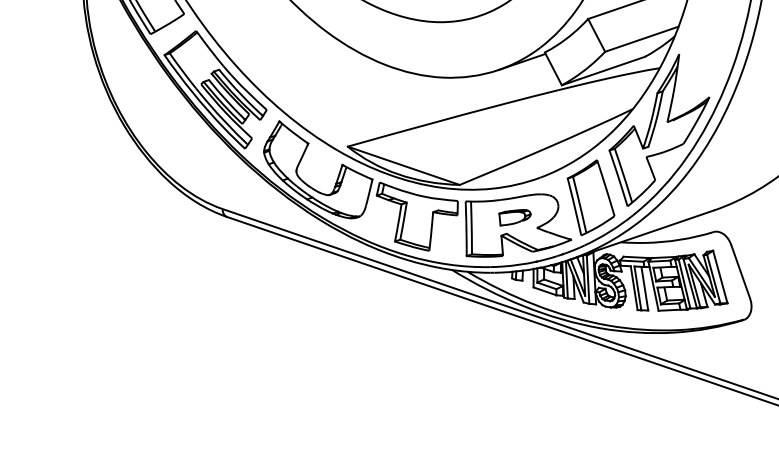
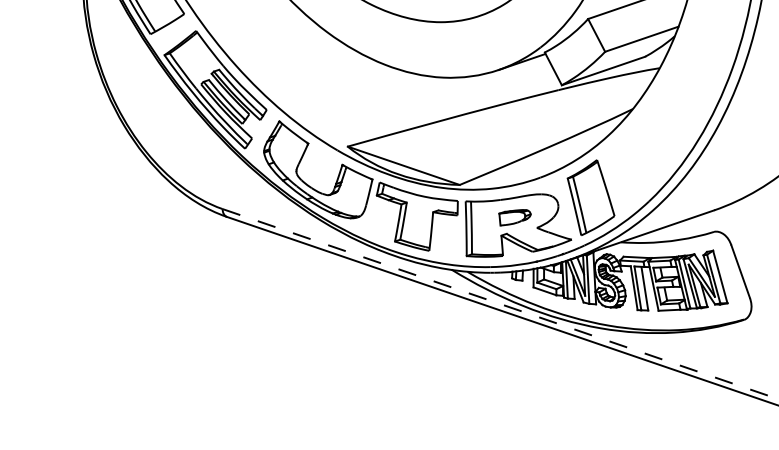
part: present -> none (659, 130)
line: solid -> dashed (500, 304)
